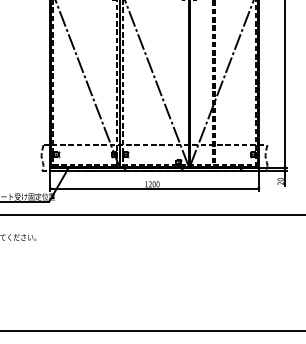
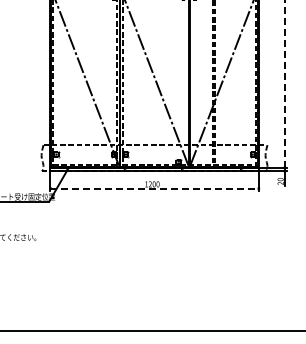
line: solid -> dashed (284, 83)
line: solid -> dashed (155, 188)
line: present -> none (152, 214)
